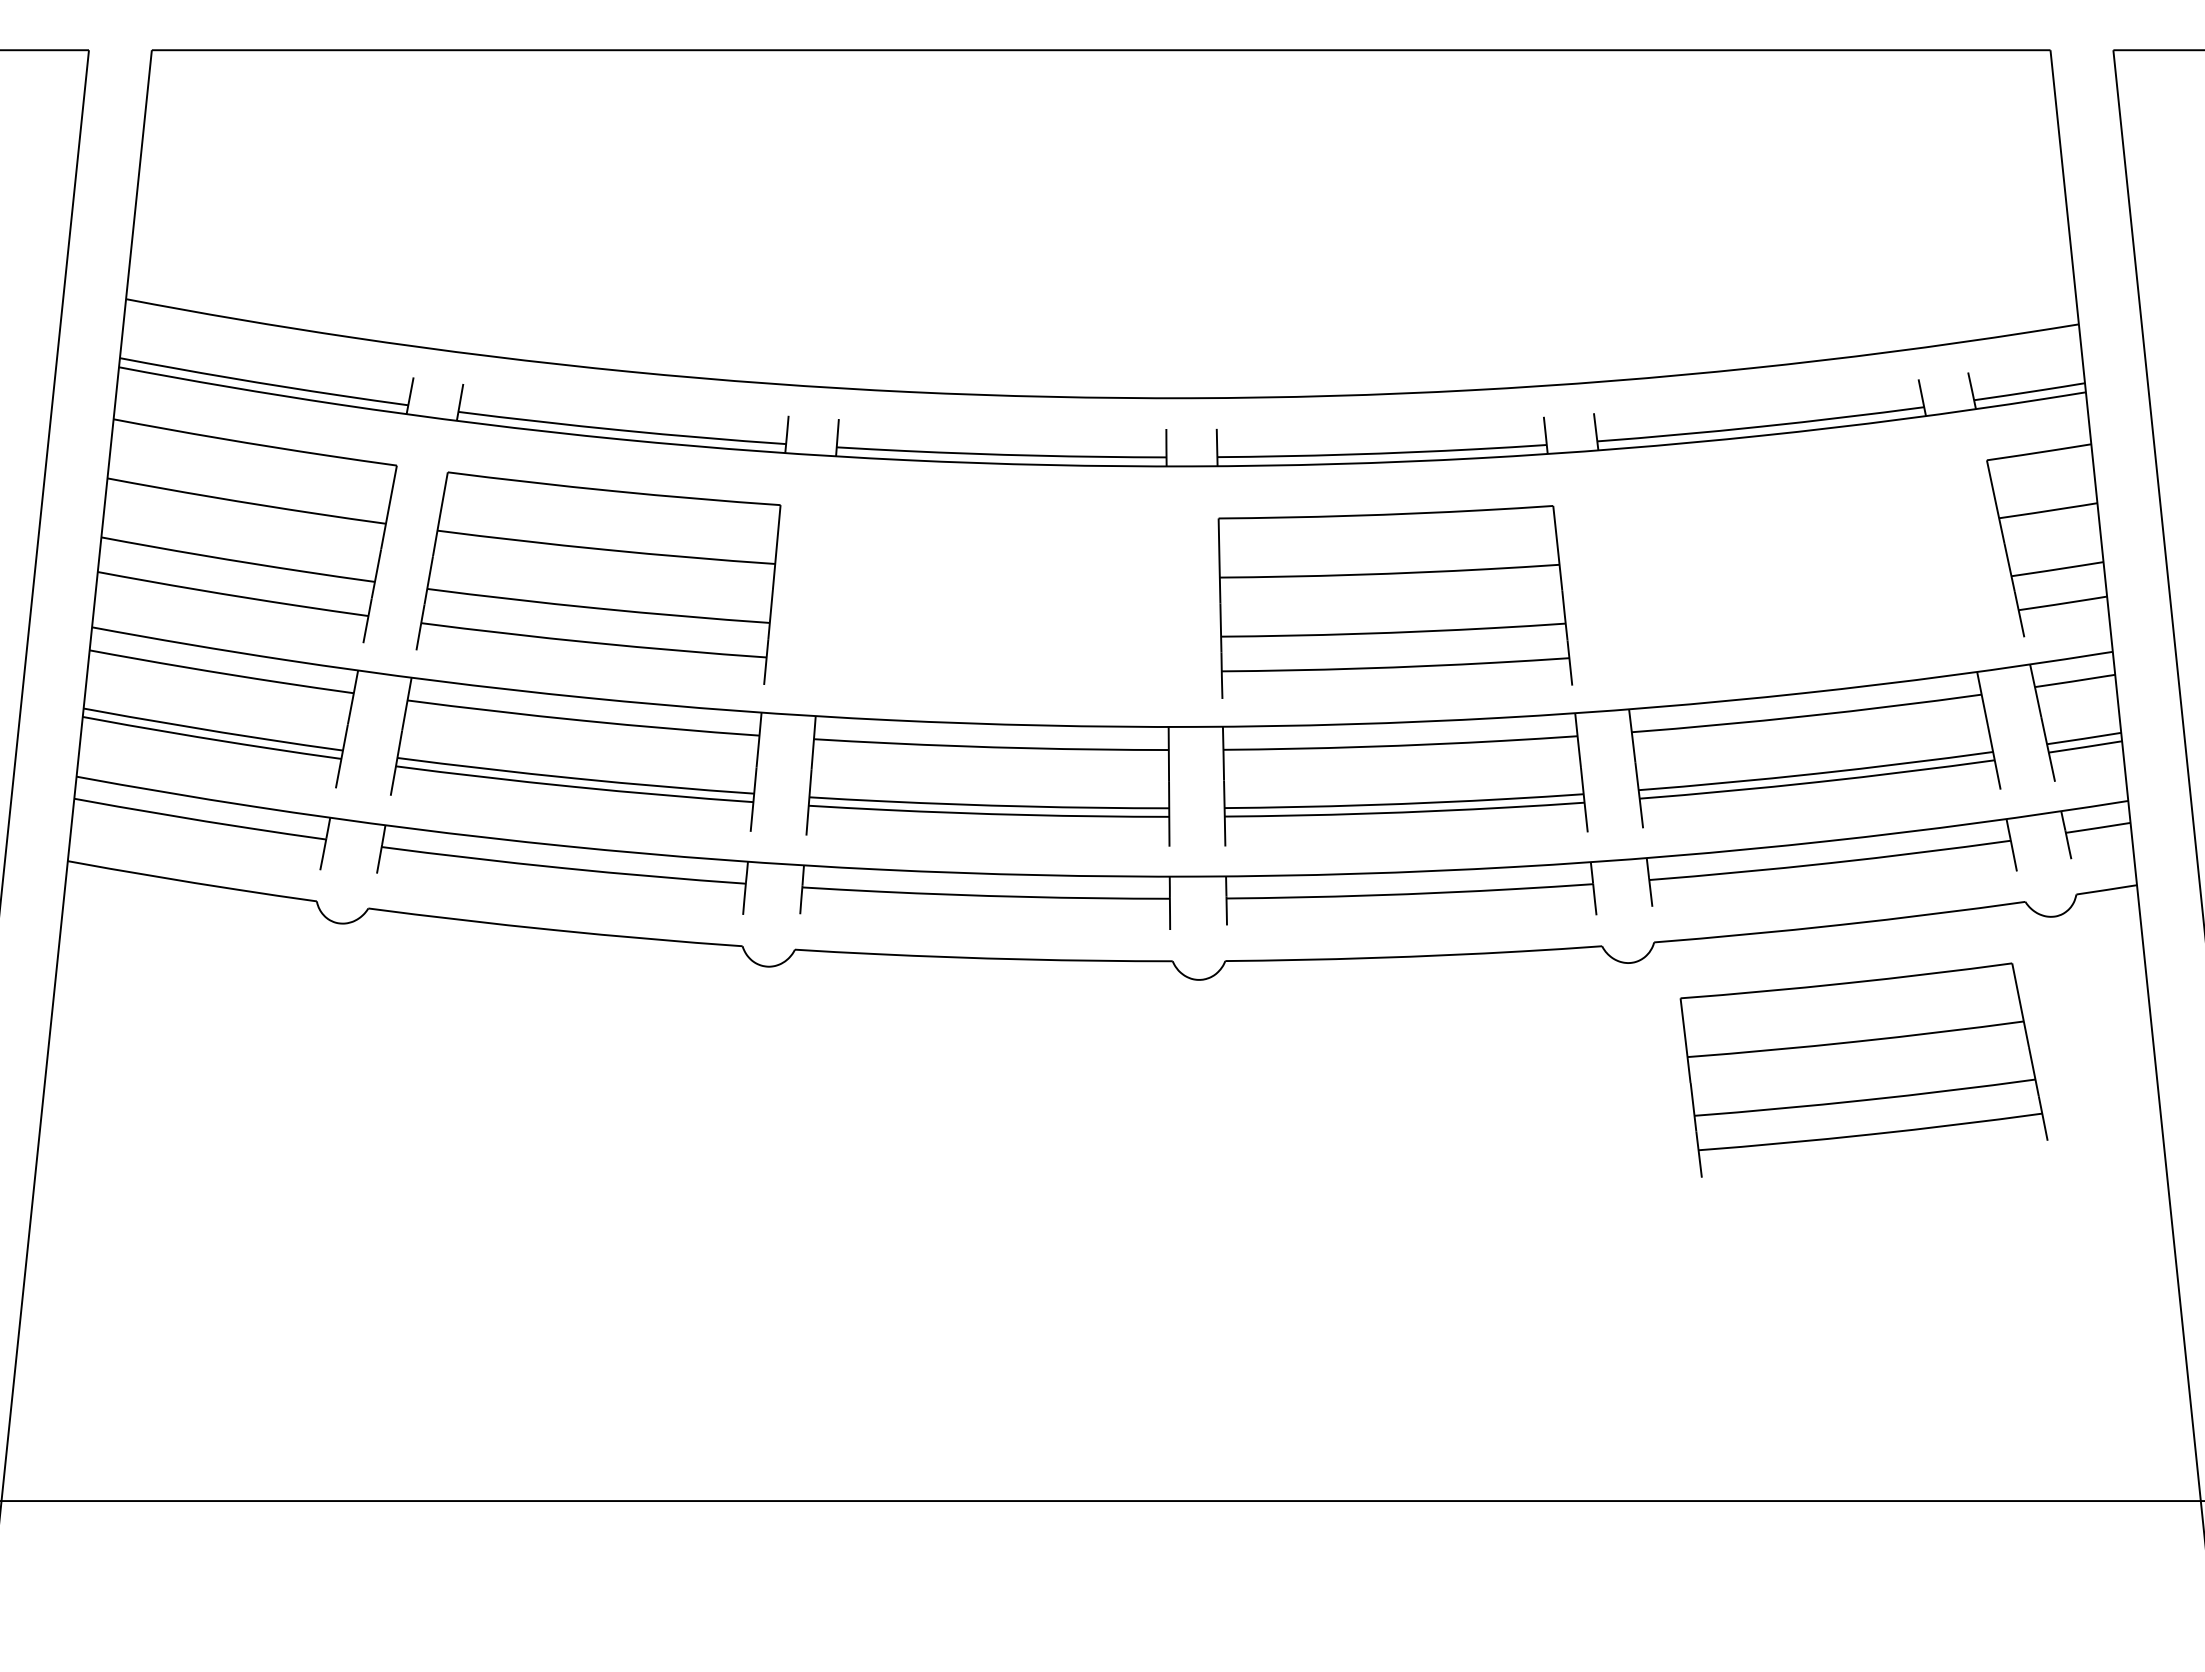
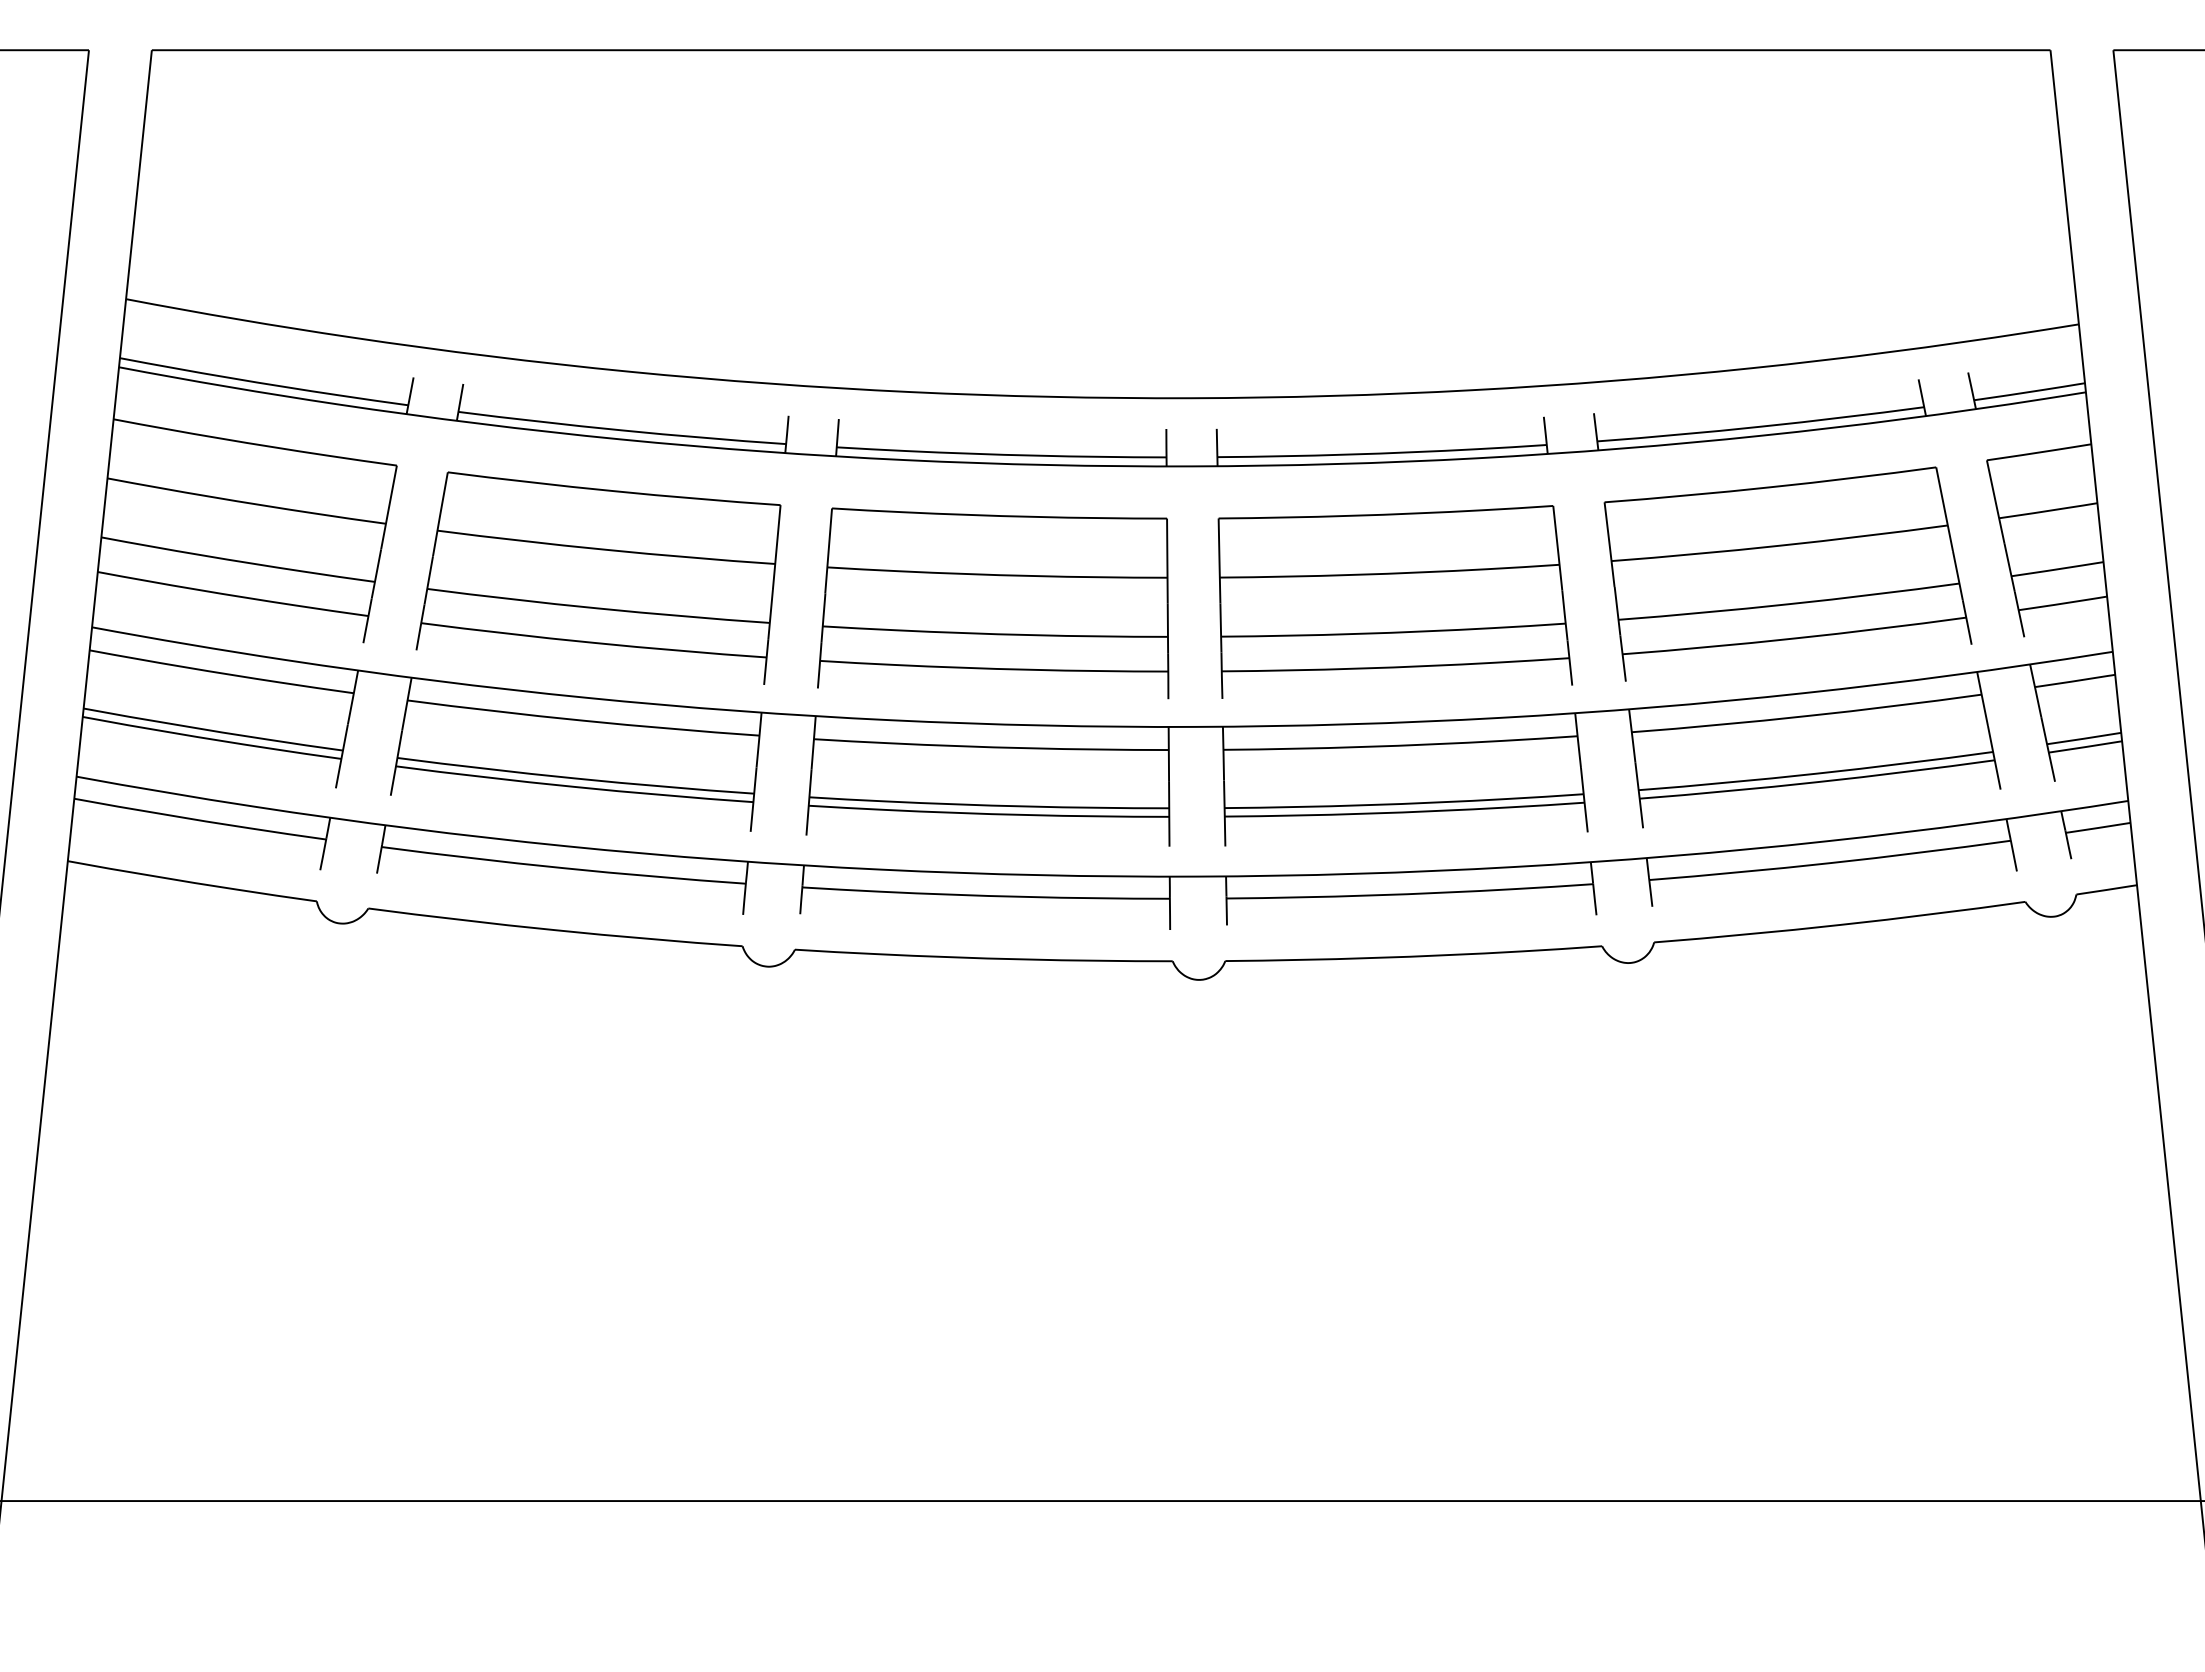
part: none -> present (993, 603)
part position: (1863, 1069) -> (1787, 573) (1787, 573)
